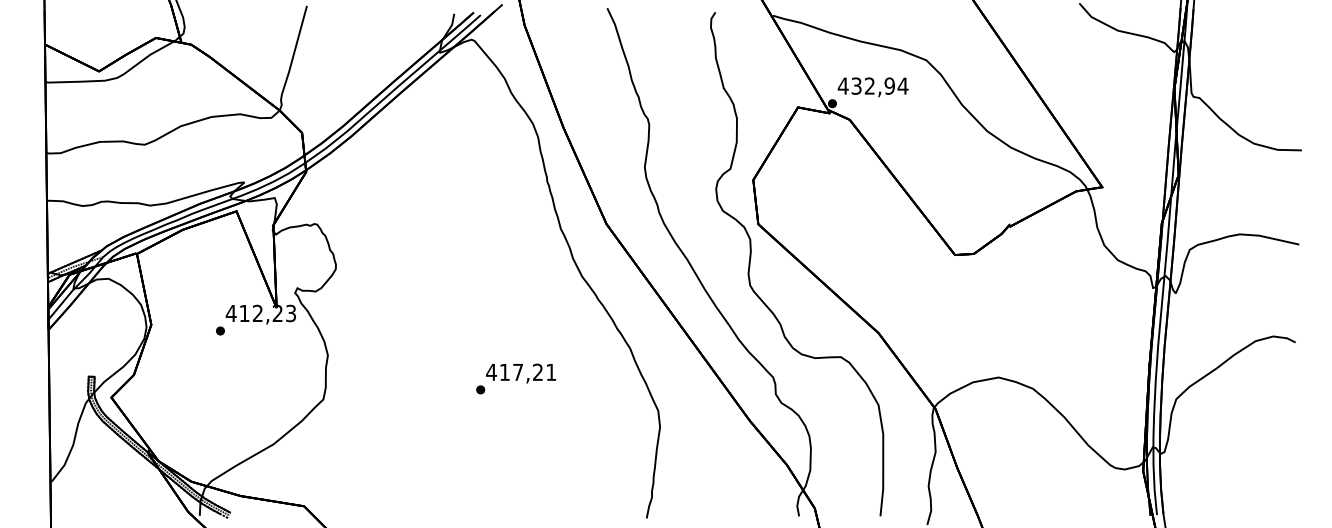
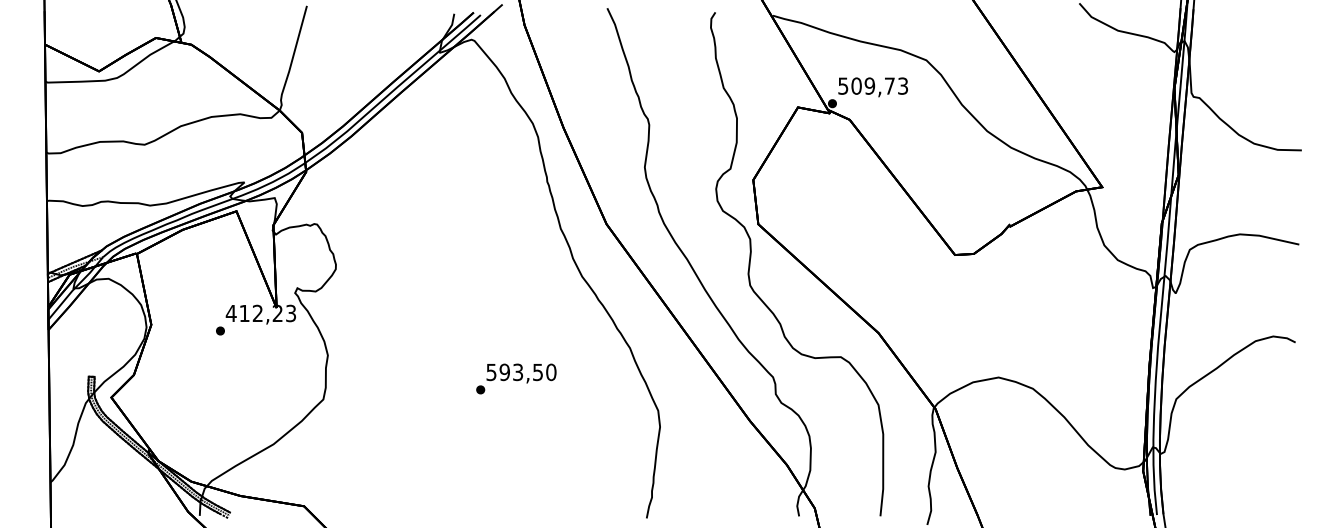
text: 432,94 -> 509,73 (872, 85)
text: 417,21 -> 593,50 (521, 372)
